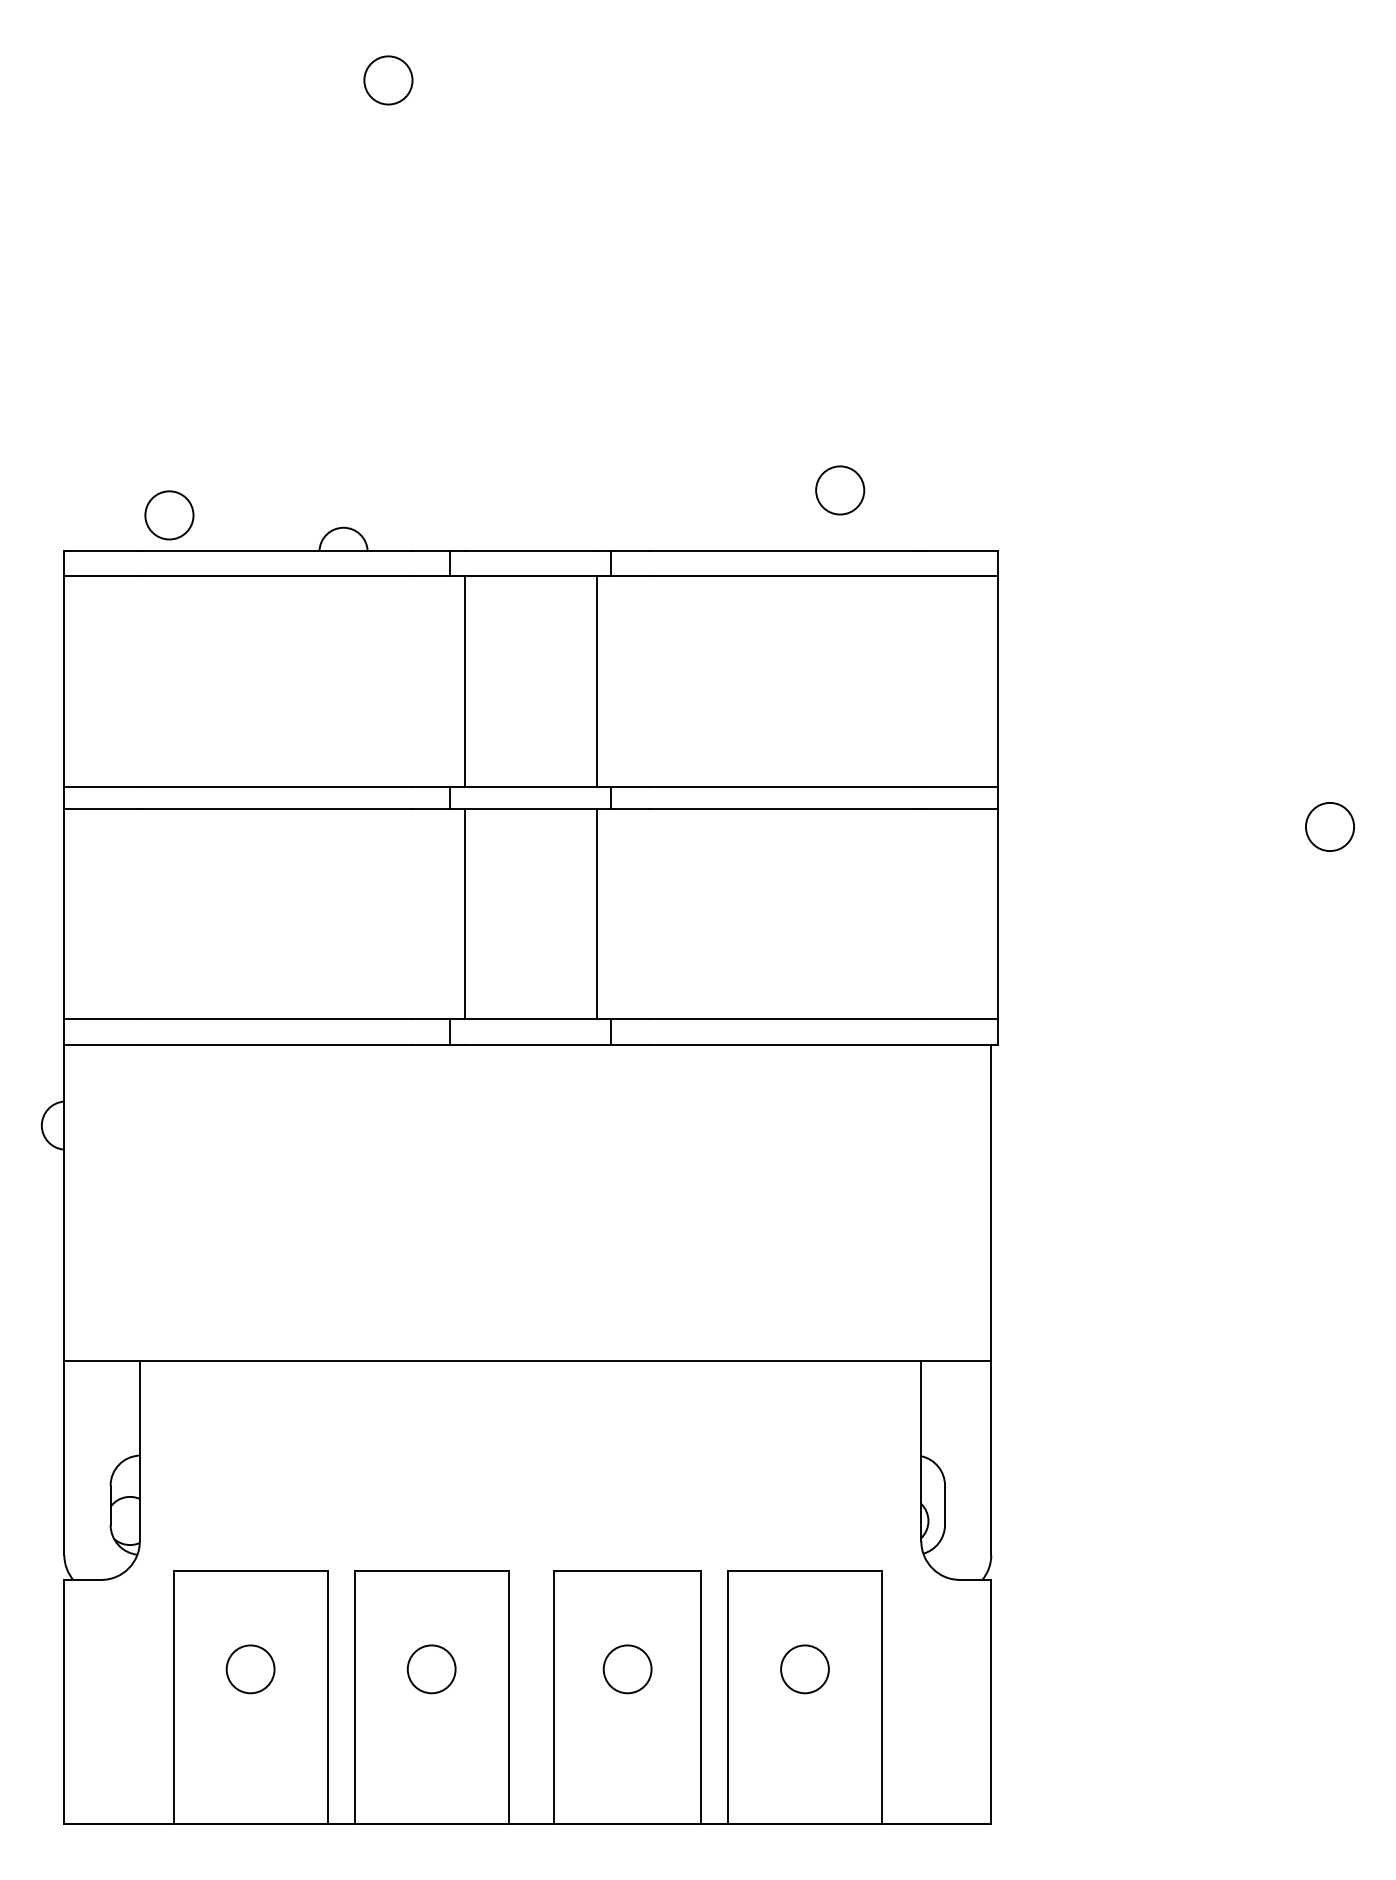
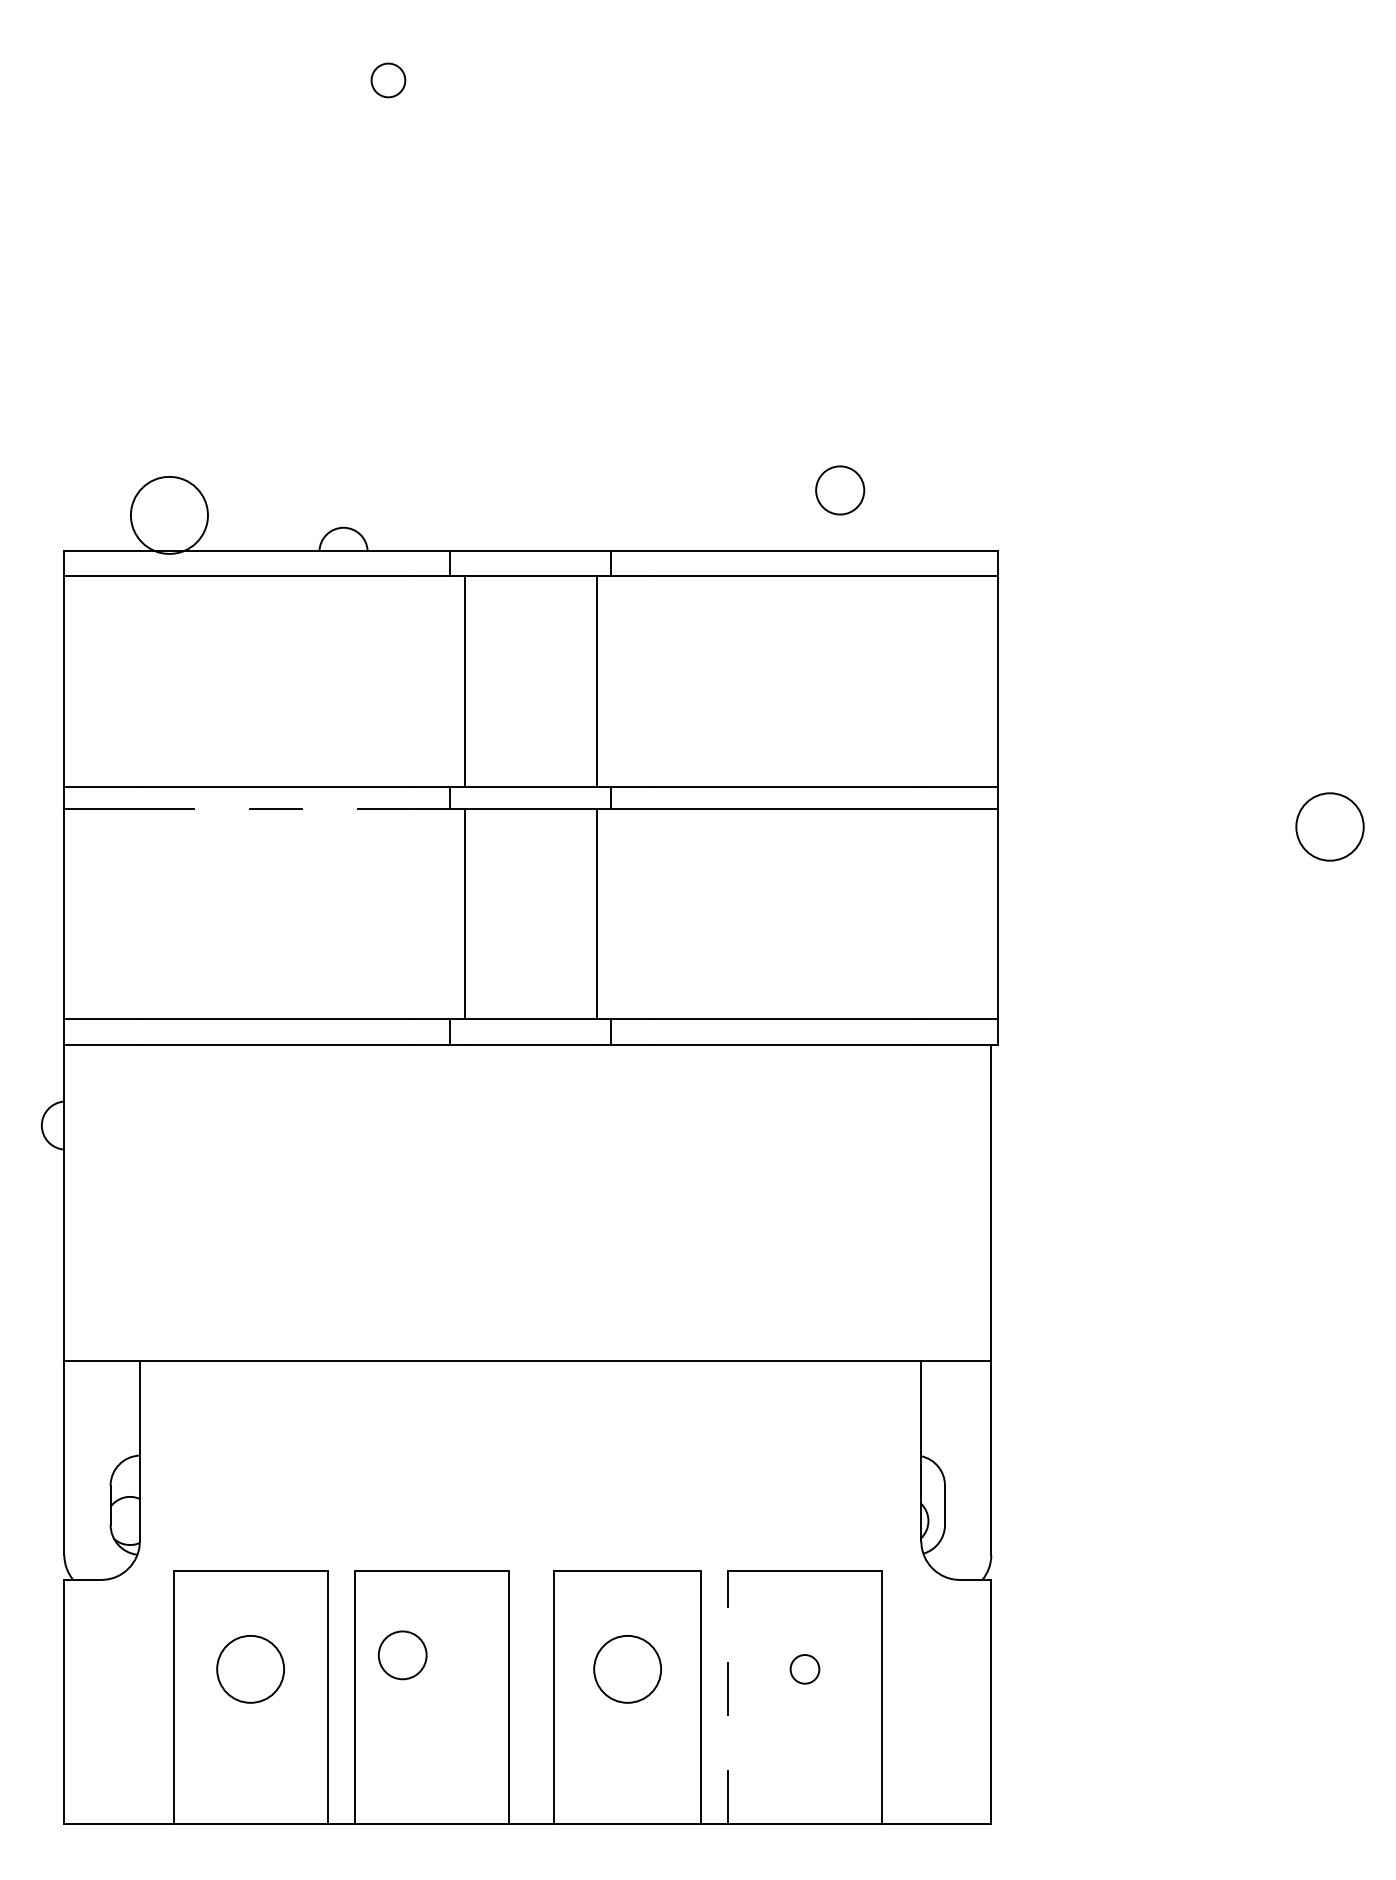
circle diameter: 48 px -> 34 px (388, 80)
circle diameter: 48 px -> 77 px (168, 514)
line: solid -> dashed (276, 808)
circle diameter: 48 px -> 67 px (1329, 826)
circle diameter: 48 px -> 67 px (250, 1668)
circle position: (431, 1669) -> (402, 1655) (402, 1655)
circle diameter: 48 px -> 67 px (627, 1668)
circle diameter: 48 px -> 29 px (804, 1669)
line: solid -> dashed (727, 1696)
